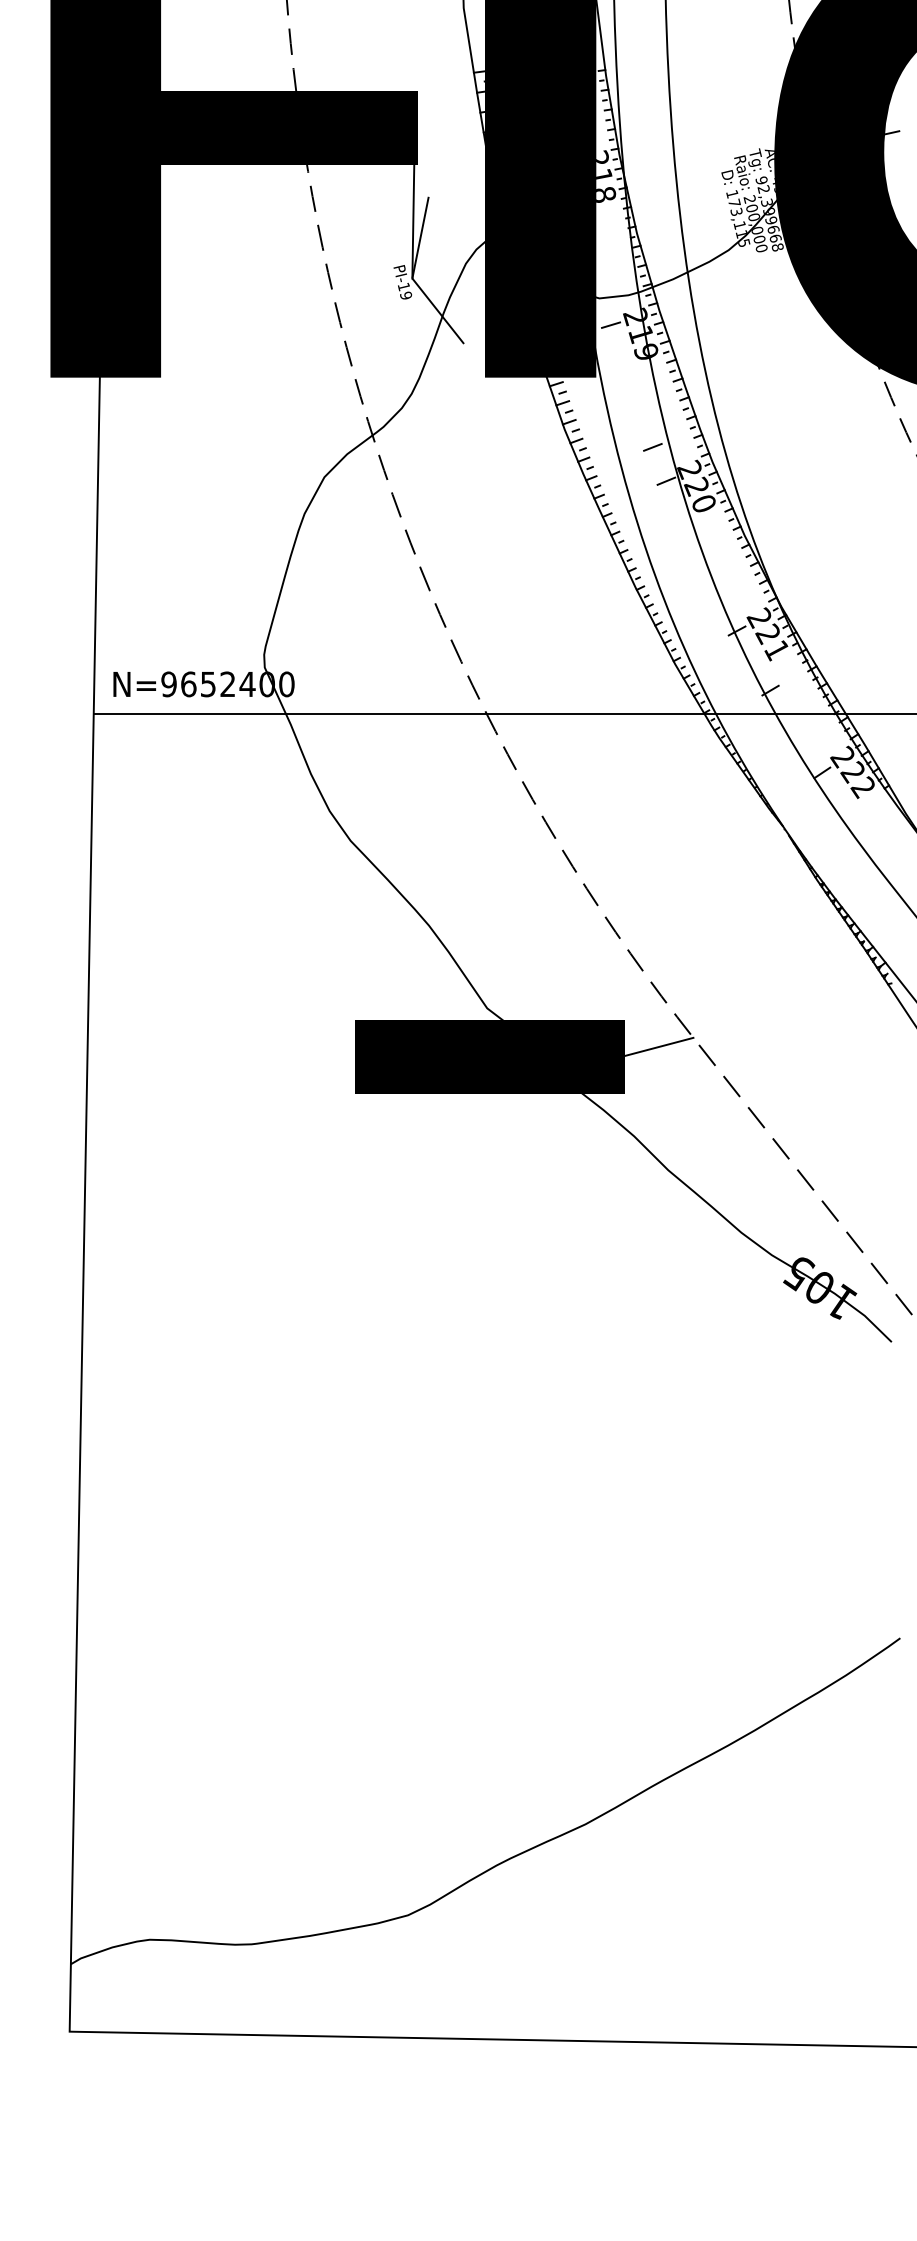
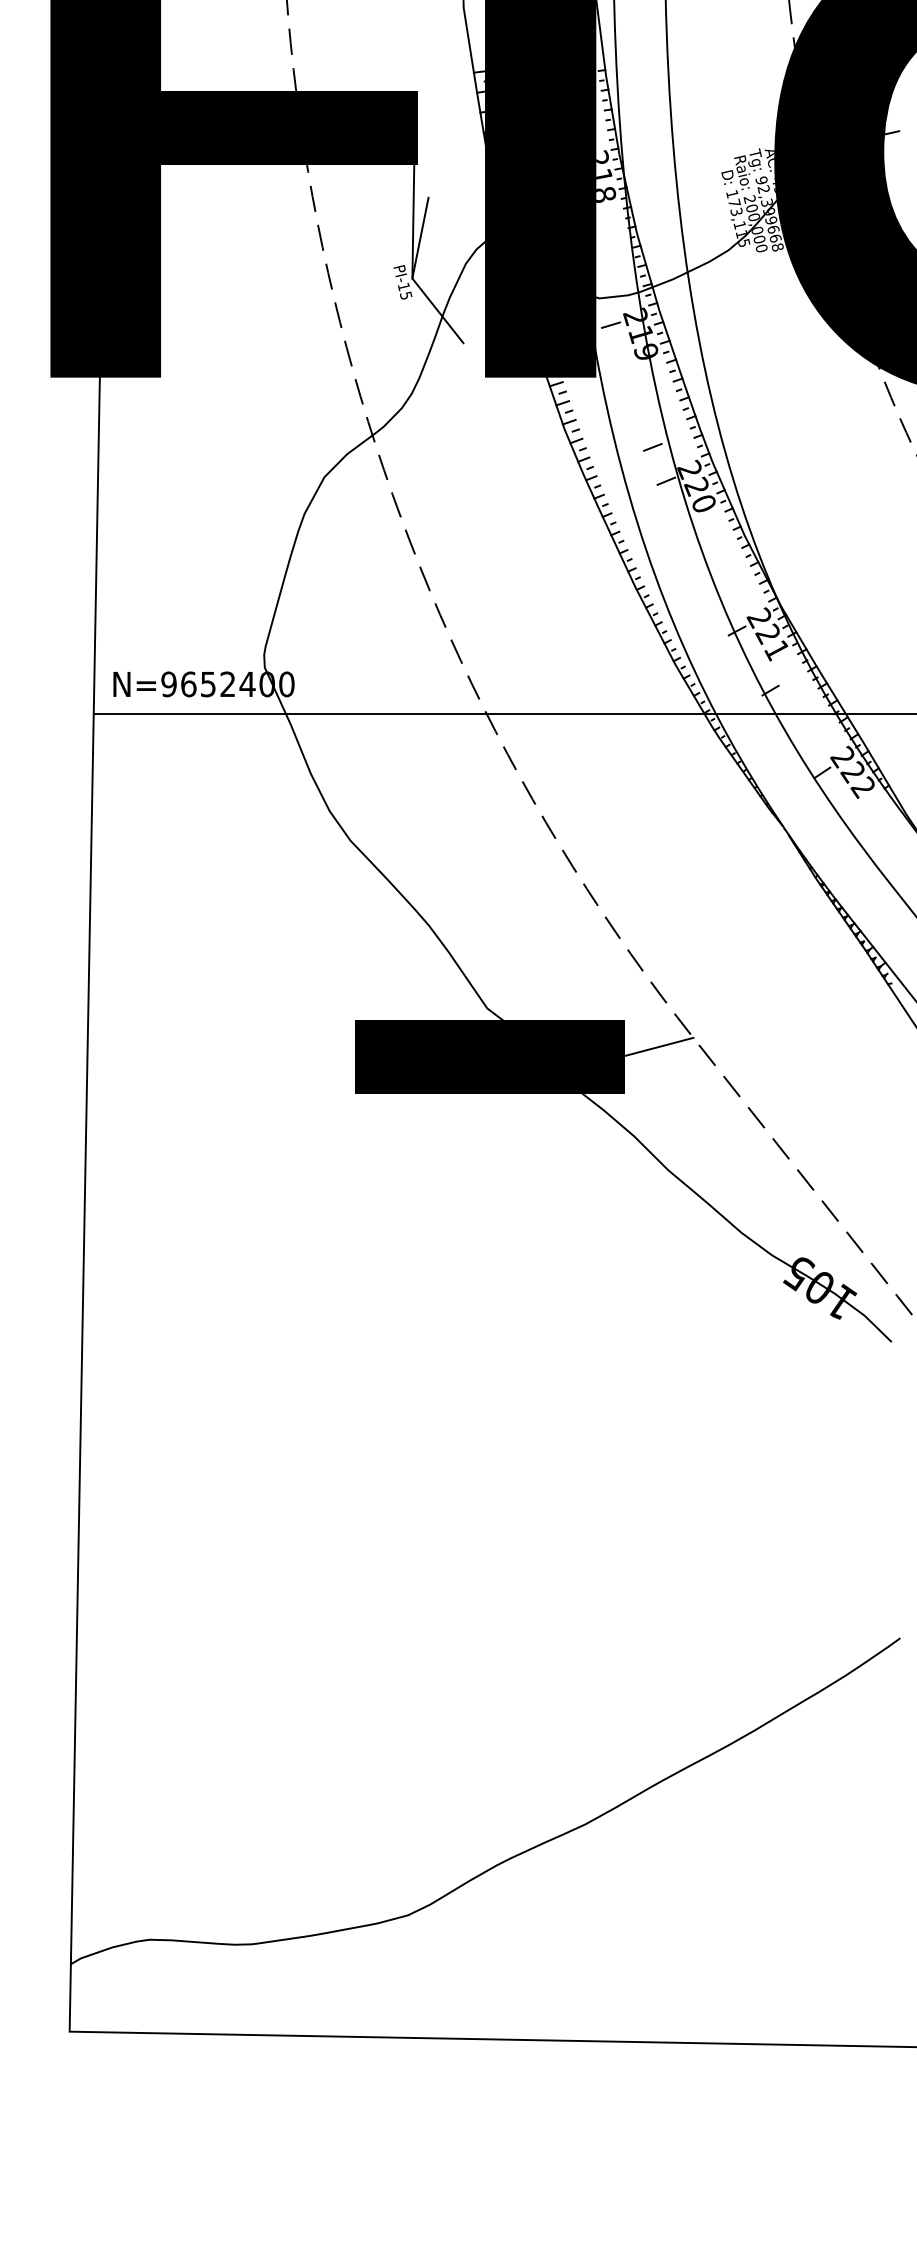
text: PI-19 -> PI-15 (406, 295)
